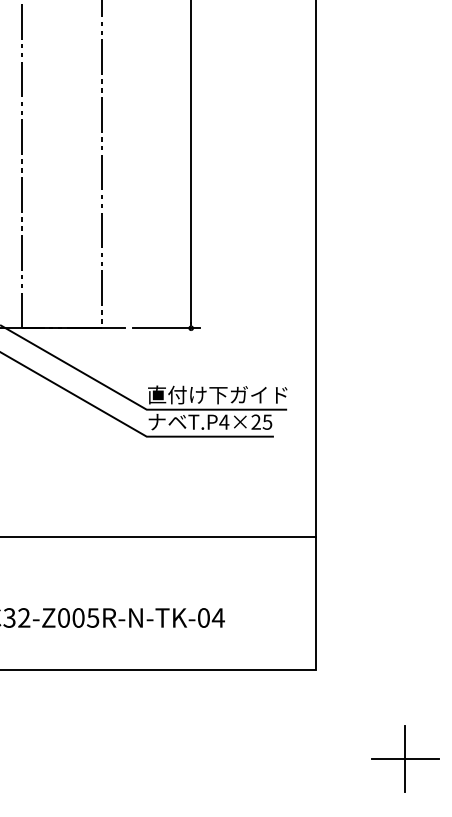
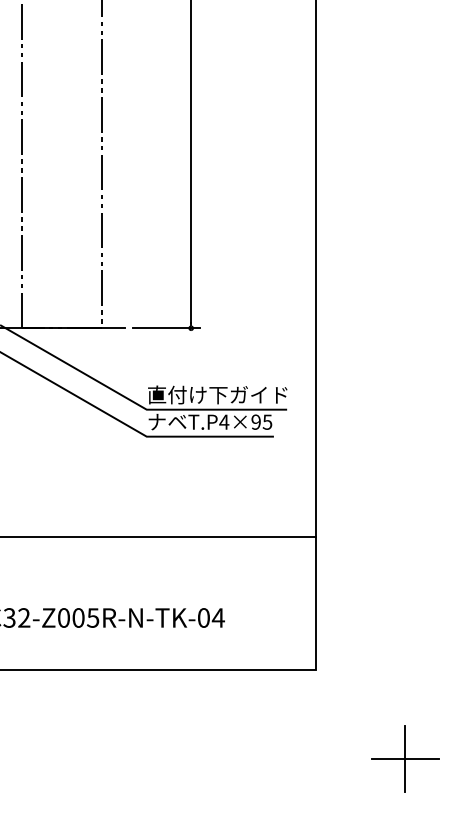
text: T.P4×25 -> T.P4×95 (255, 422)
